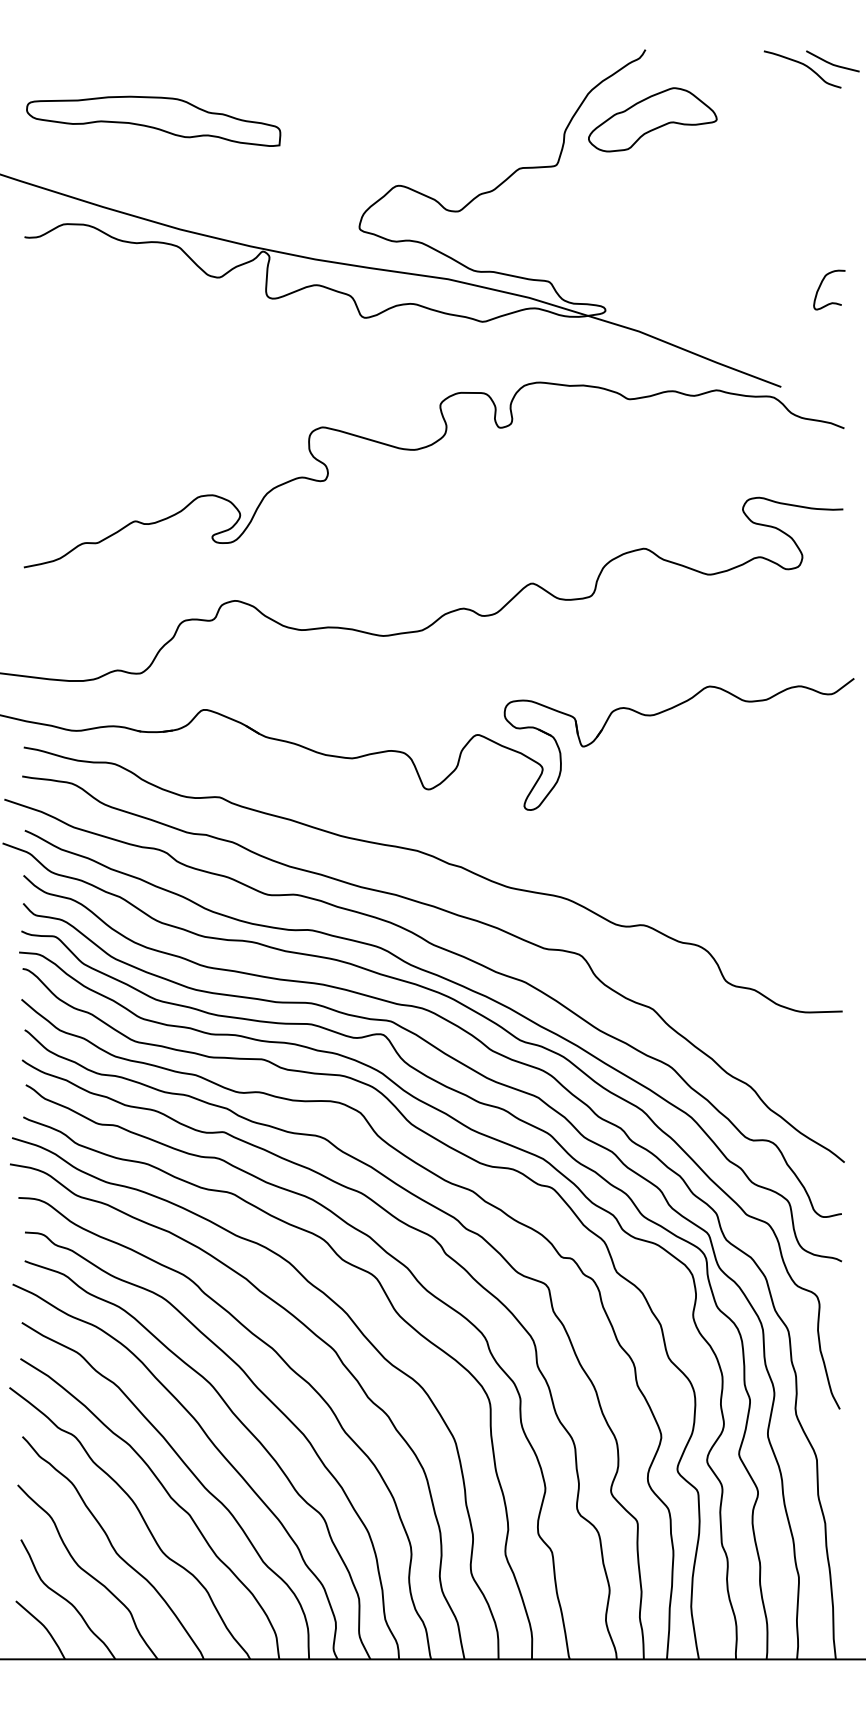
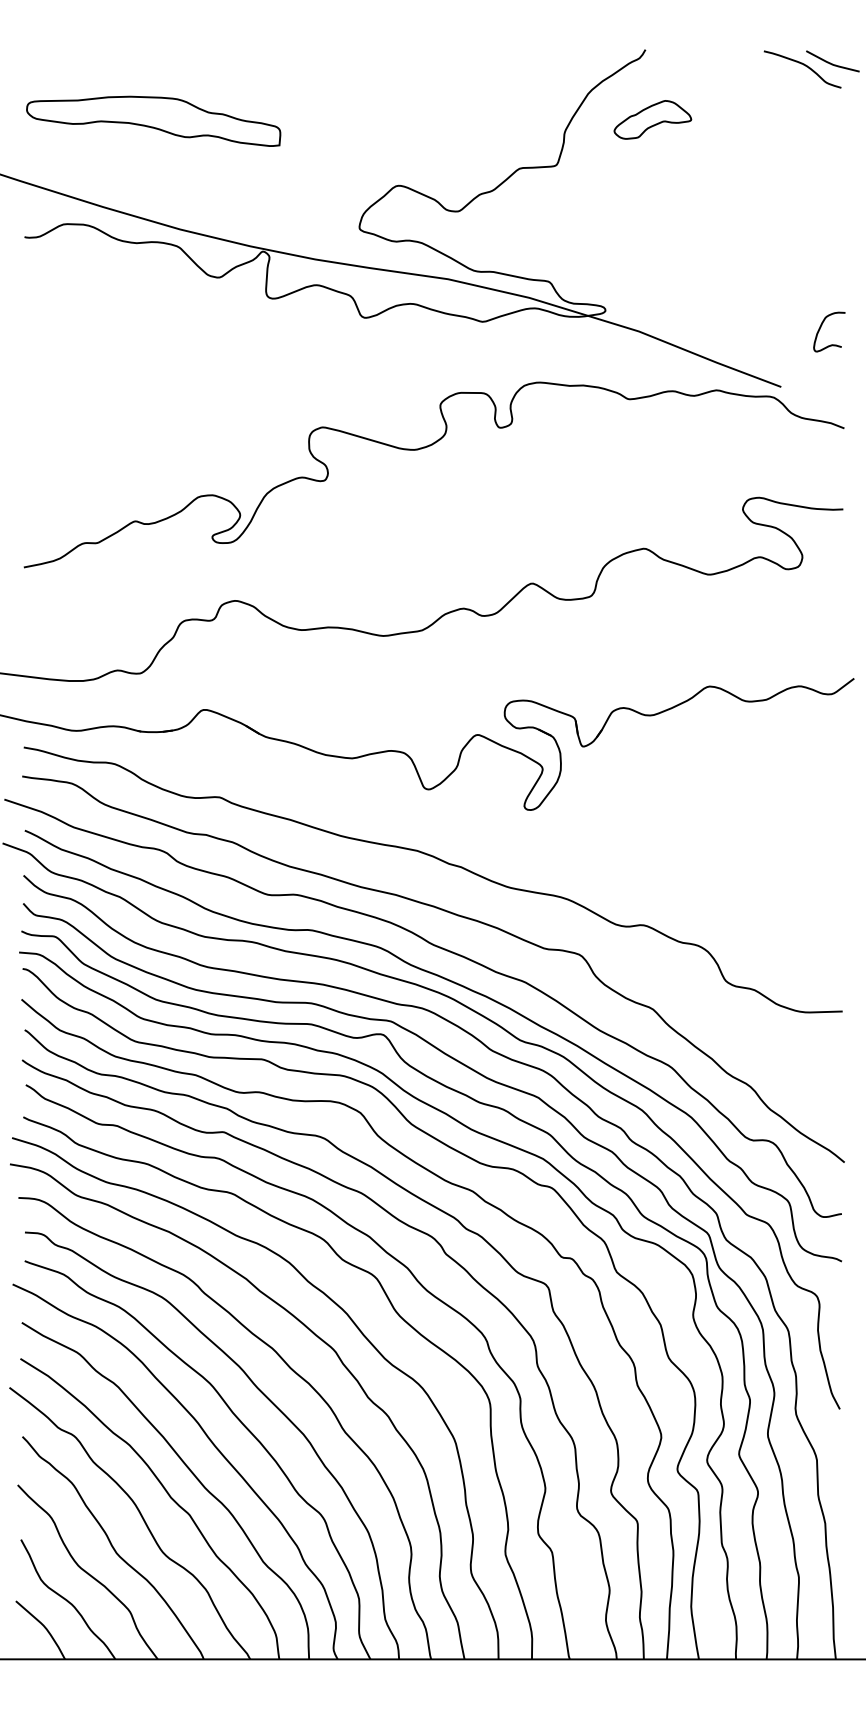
part size: 130x66 px -> 80x40 px (652, 119)
curve position: (821, 285) -> (821, 327) (821, 327)
